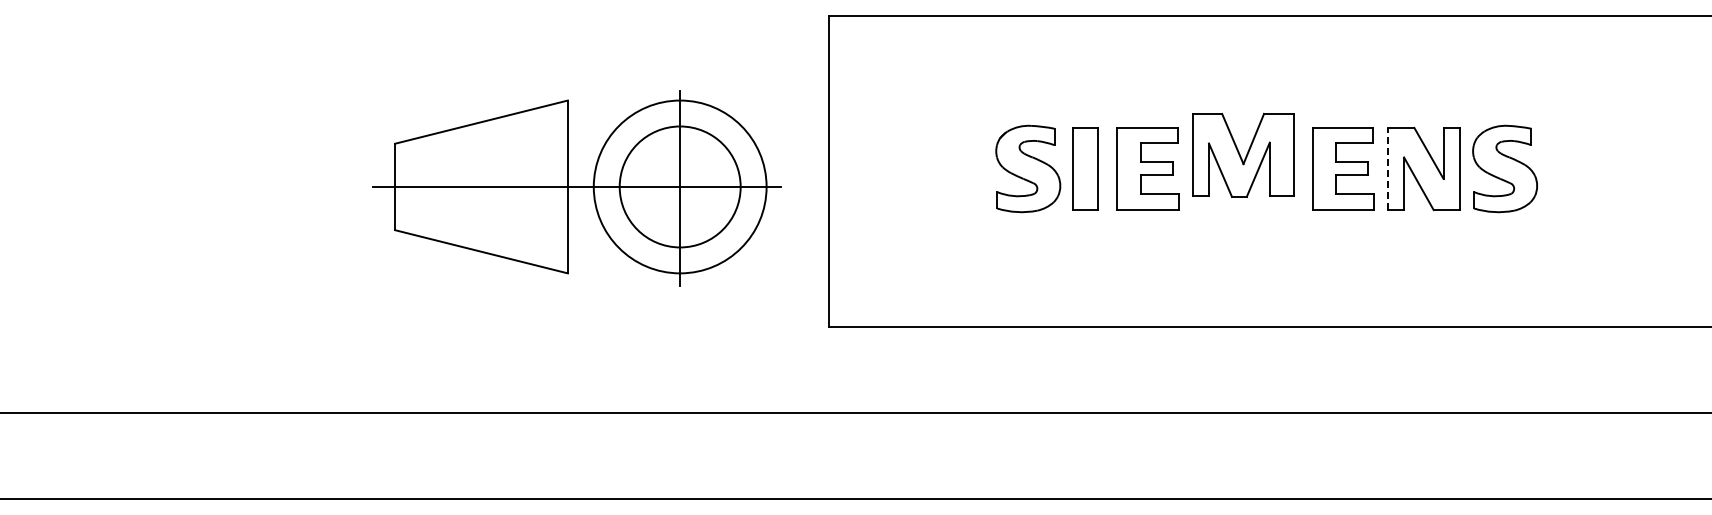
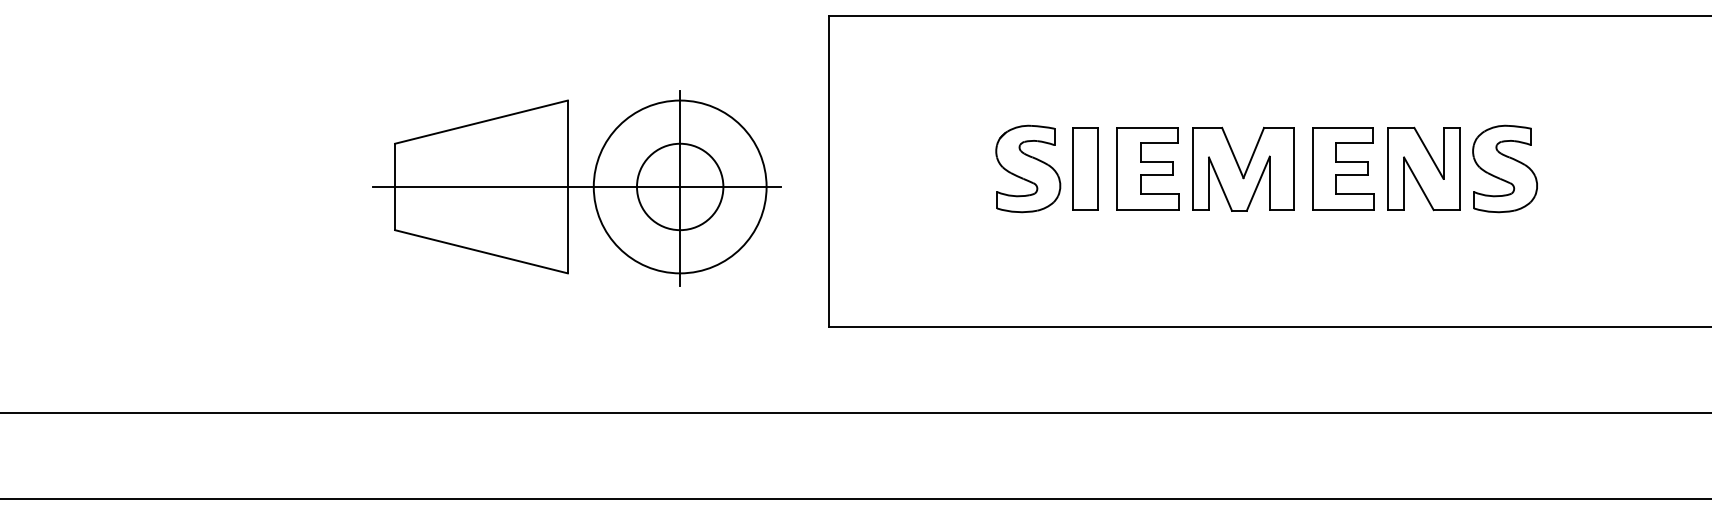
part position: (1243, 154) -> (1243, 168) (1243, 168)
line: dashed -> solid (1387, 168)
circle diameter: 121 px -> 86 px (680, 186)
